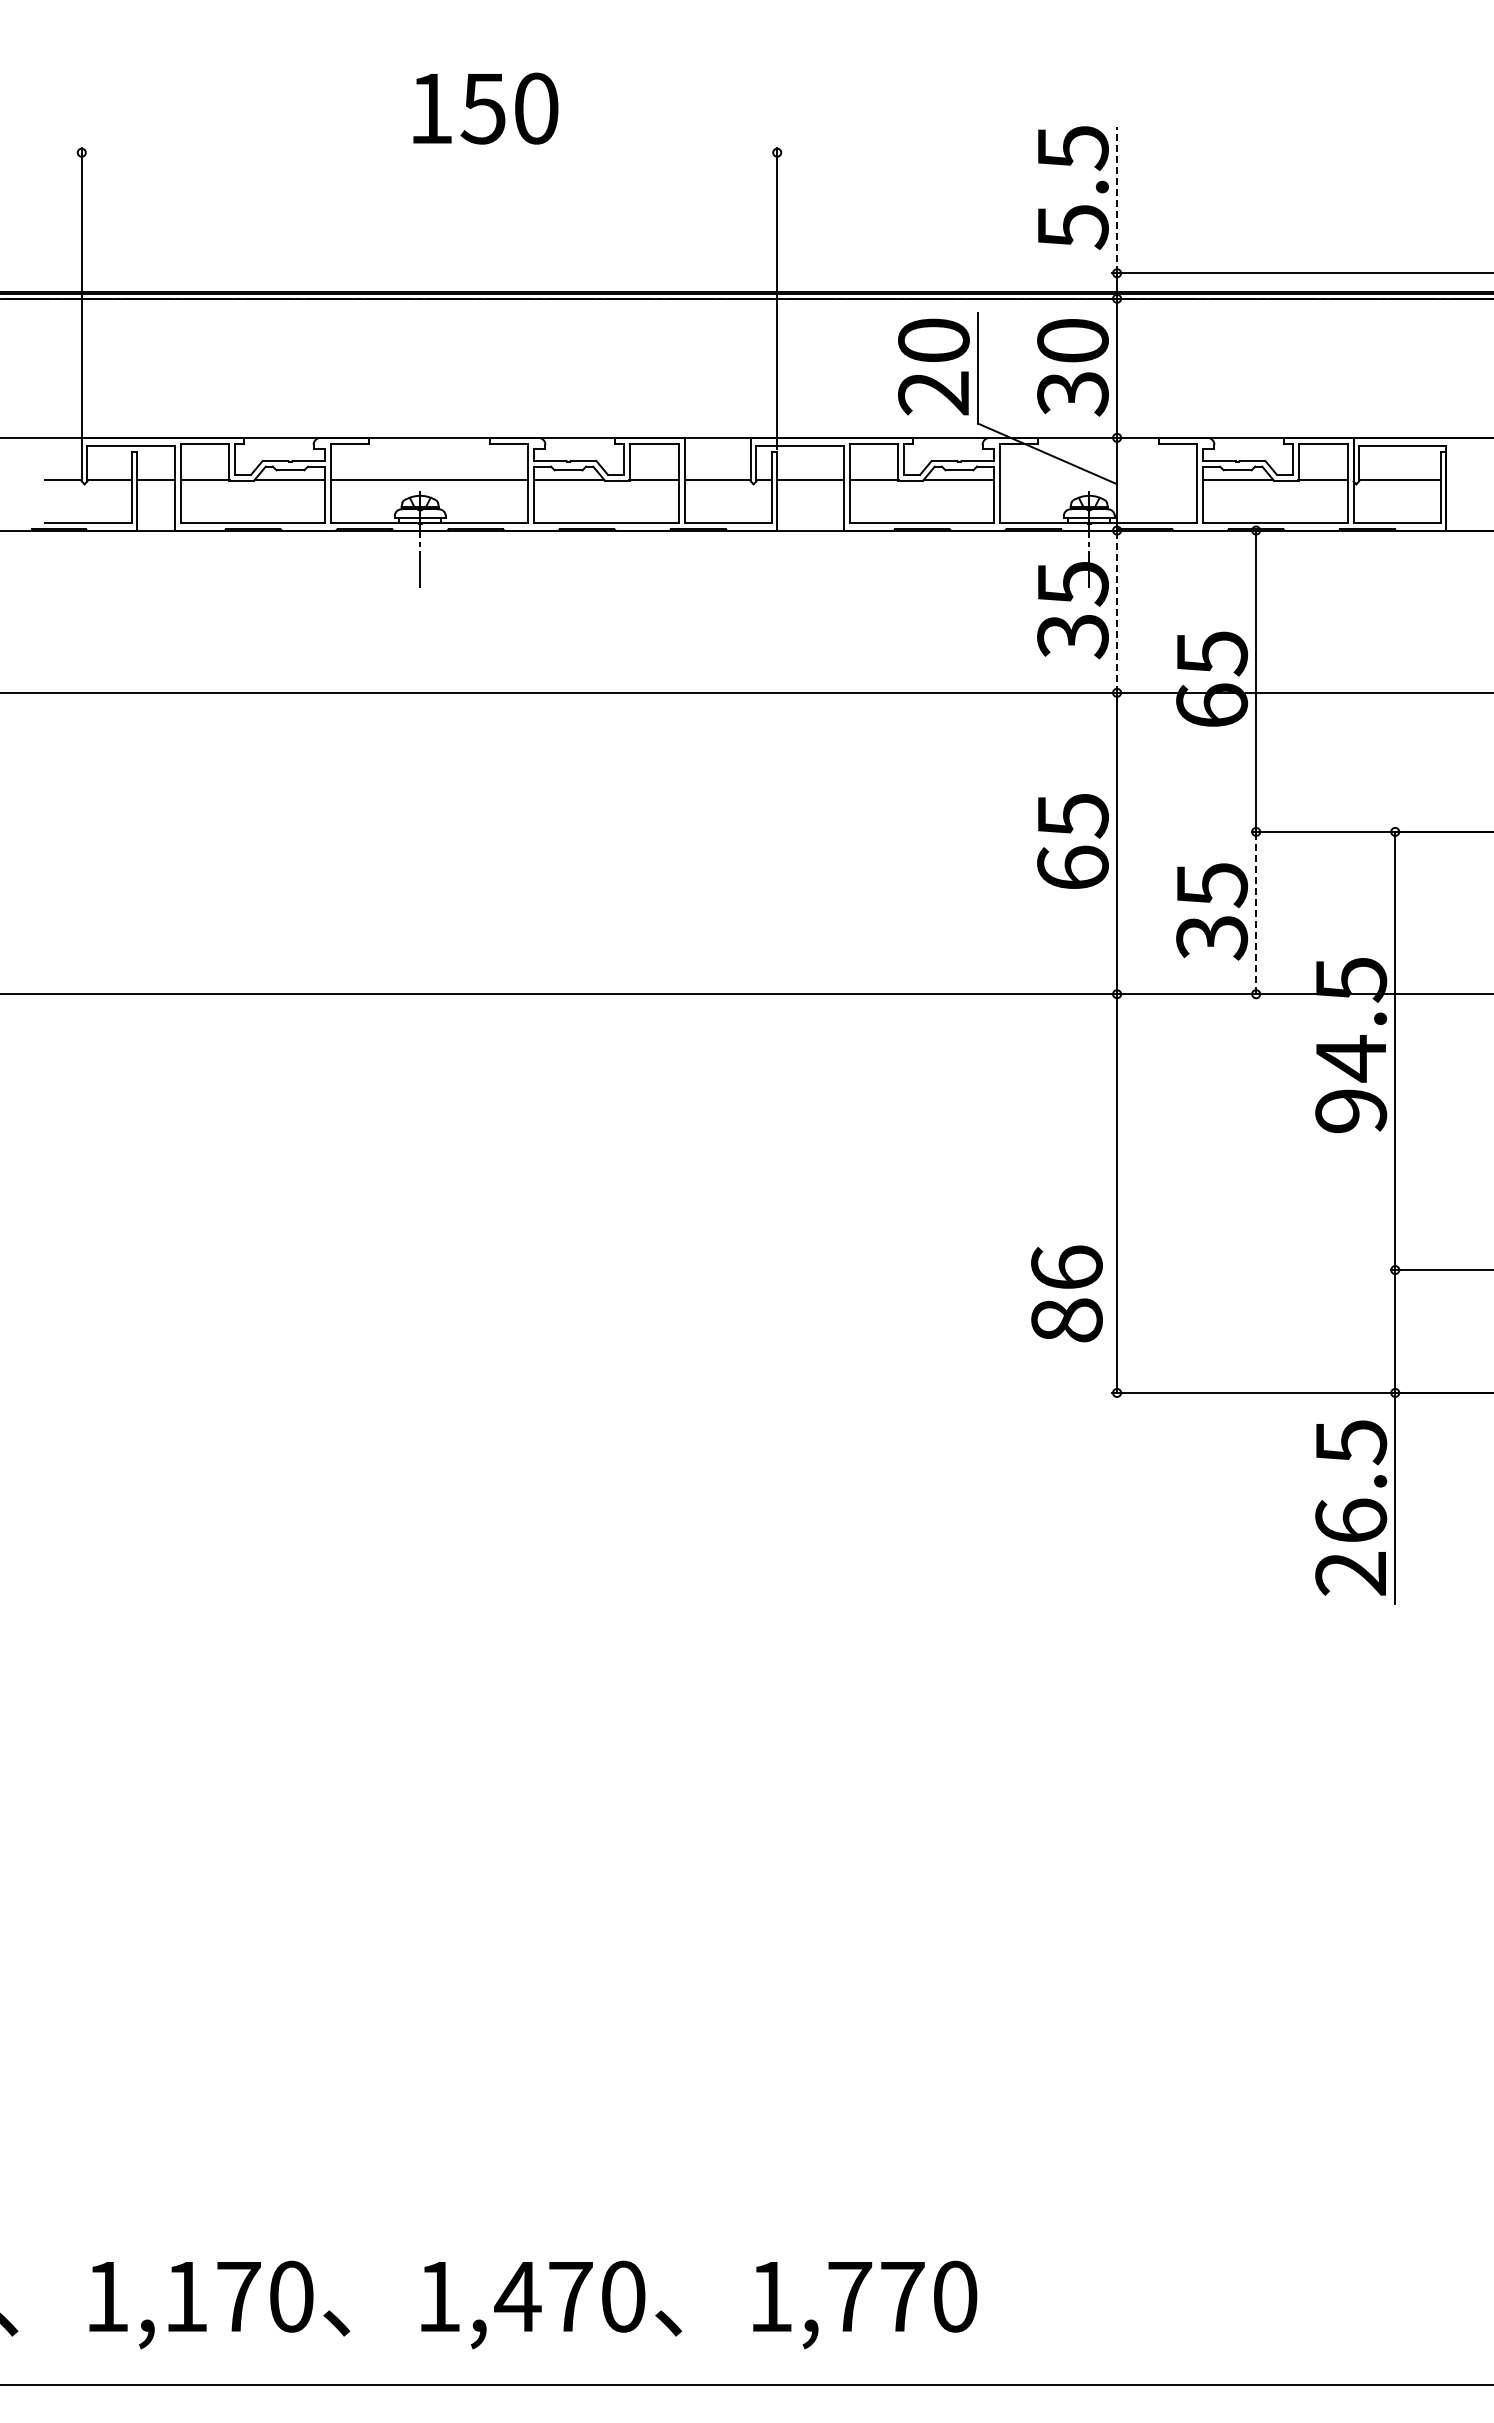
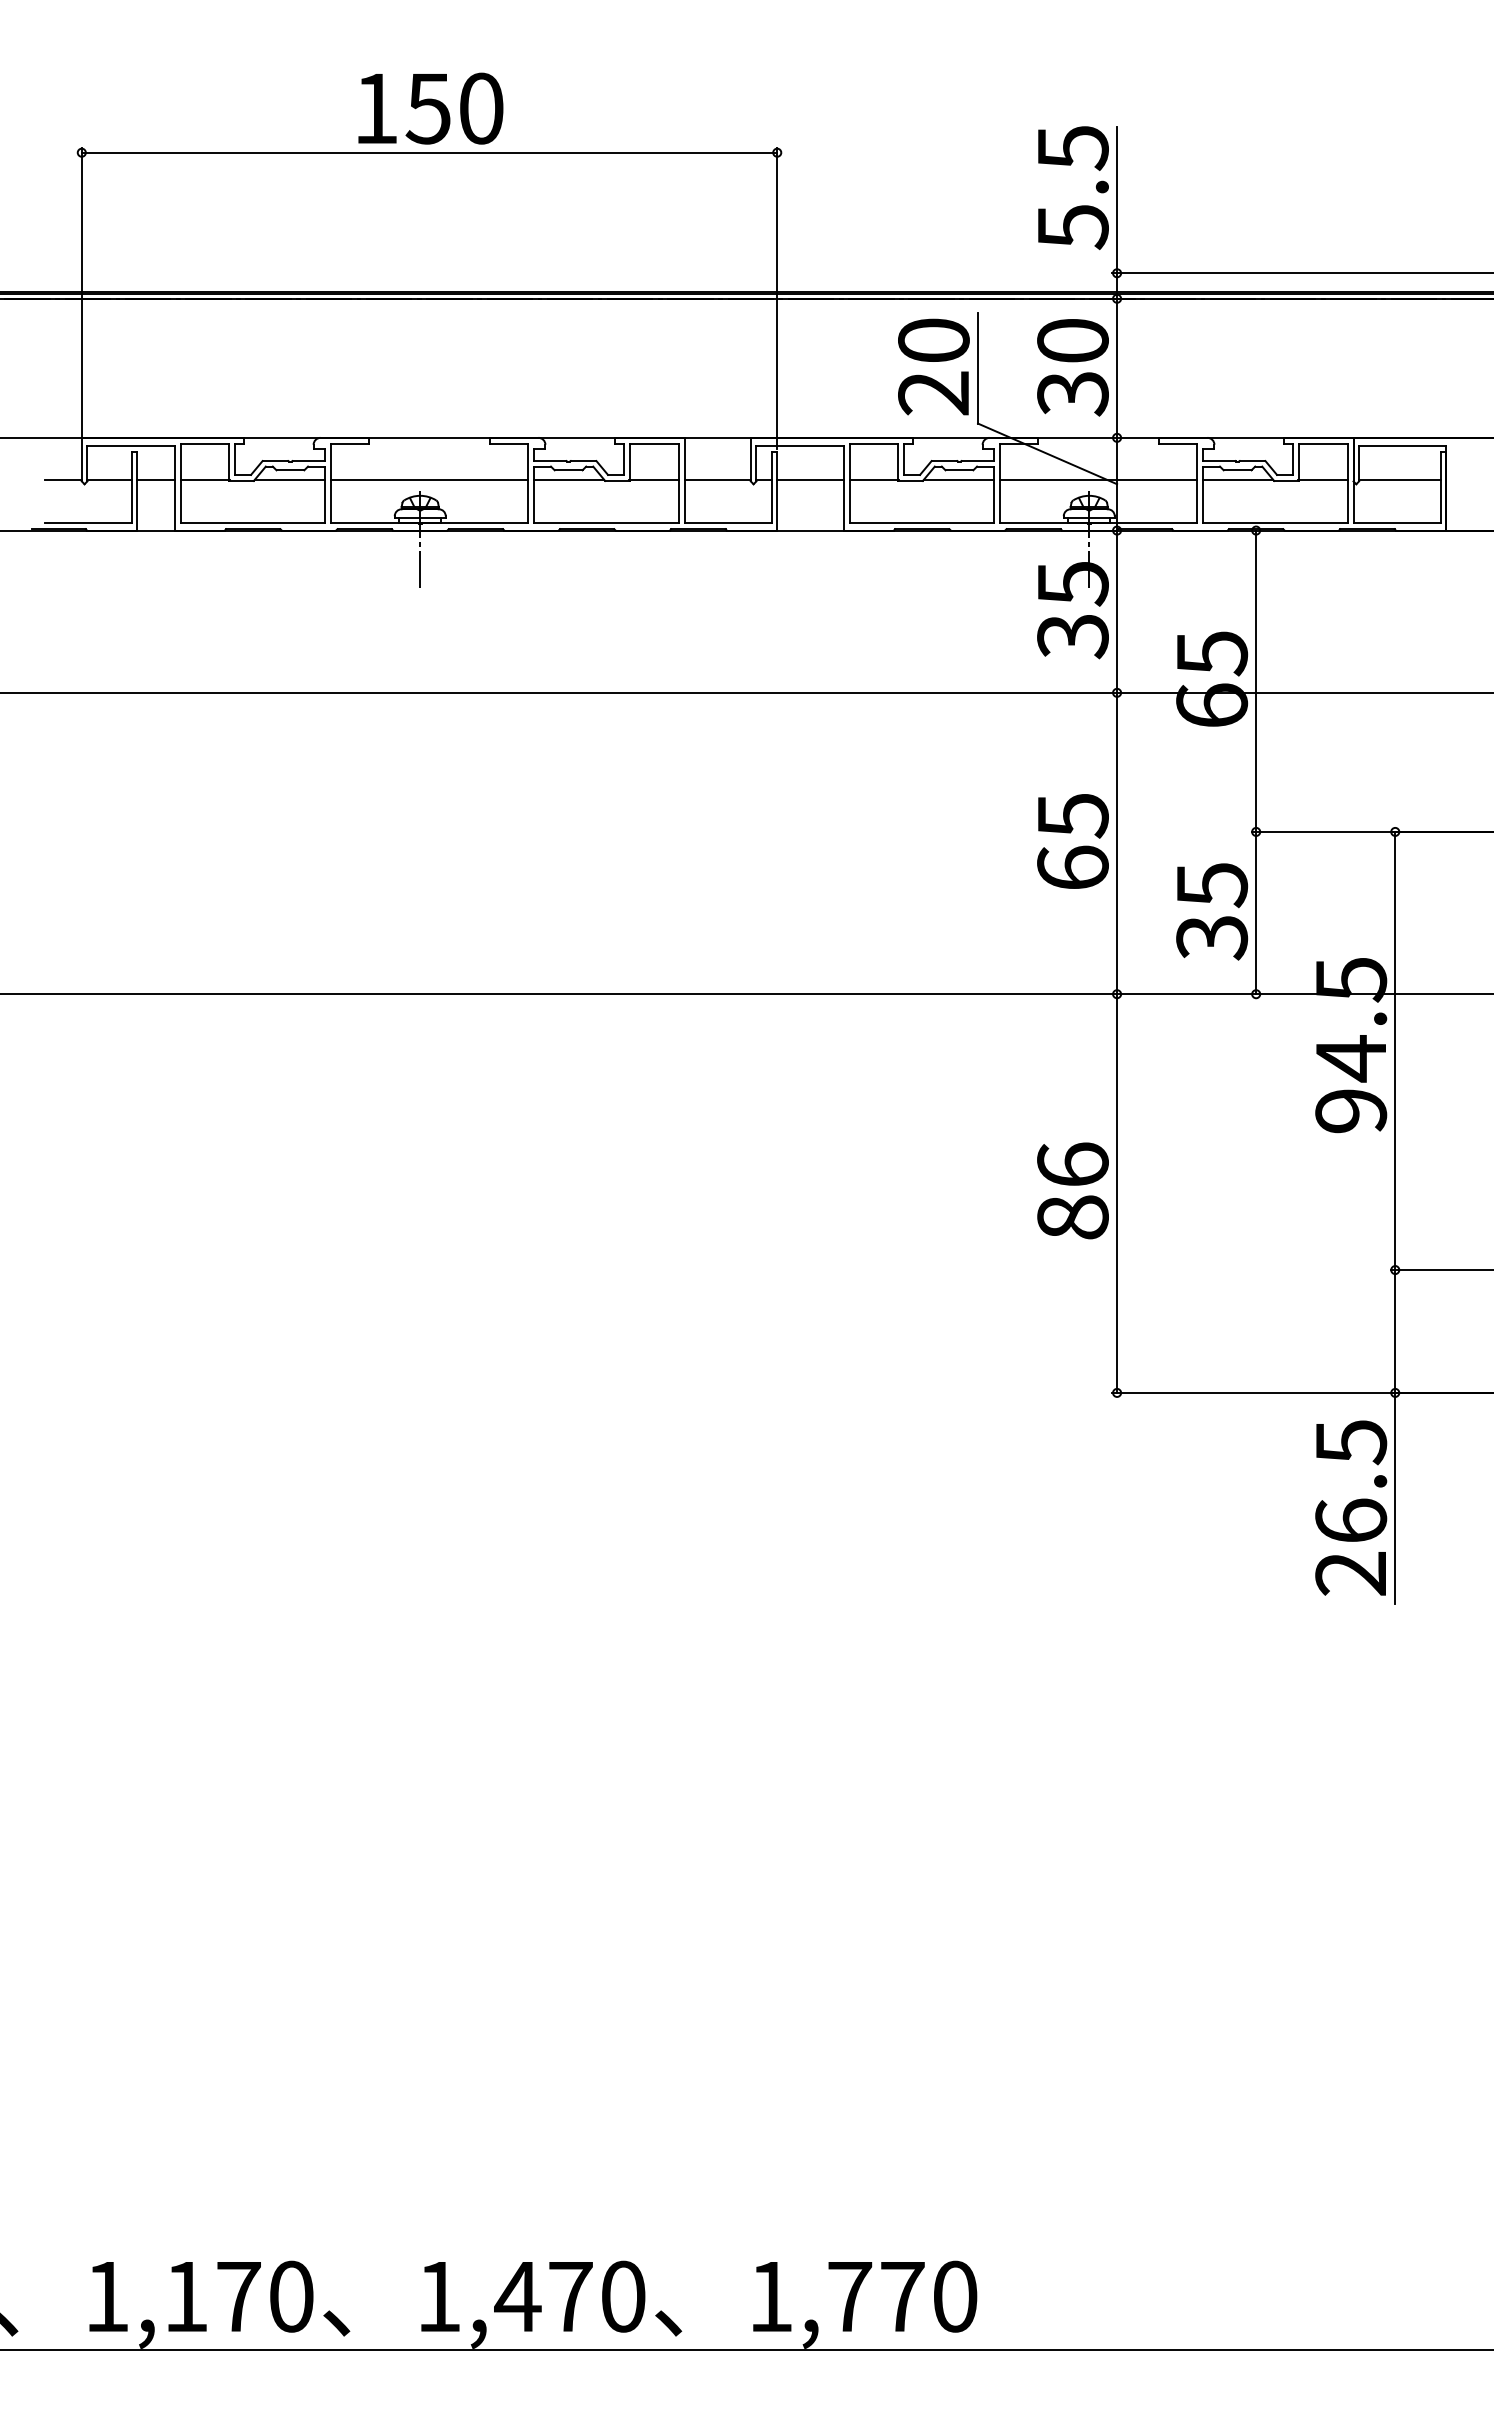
text position: (485, 108) -> (430, 108) (430, 108)
line: none -> present (429, 152)
line: dashed -> solid (1117, 199)
line: none -> present (1098, 479)
line: dashed -> solid (1117, 611)
line: dashed -> solid (1256, 912)
text position: (1066, 1293) -> (1072, 1190) (1072, 1190)
line position: (746, 2385) -> (746, 2350) (746, 2350)
